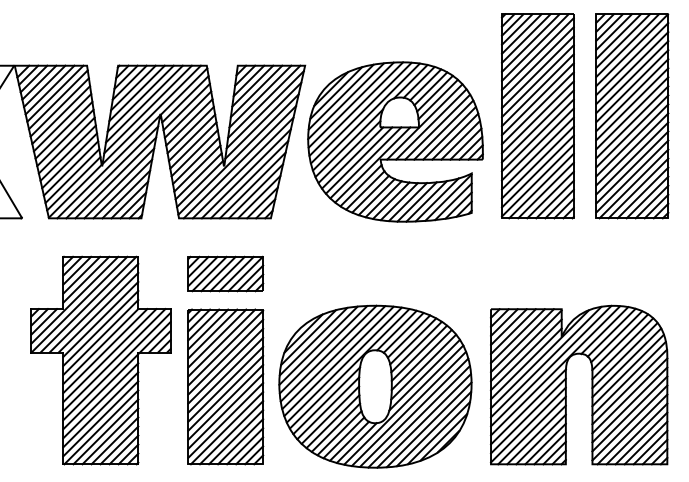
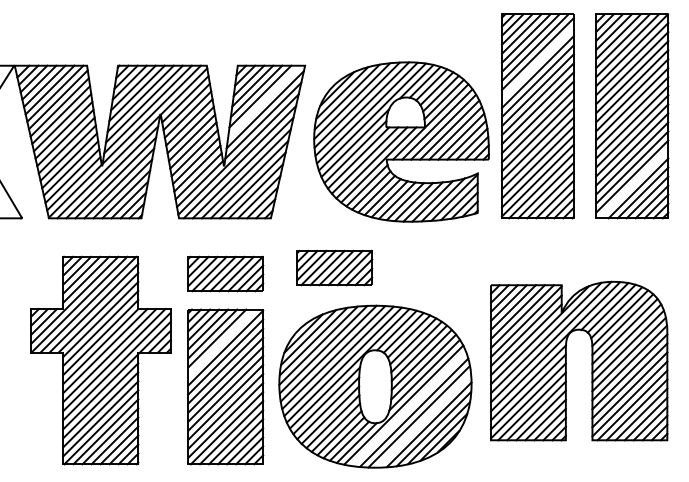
line: present -> none (537, 63)
line: present -> none (264, 101)
part position: (395, 141) -> (401, 141) (401, 141)
line: present -> none (633, 183)
part: none -> present (334, 267)
line: present -> none (221, 342)
part position: (591, 384) -> (591, 360) (591, 360)
line: present -> none (408, 409)
line: present -> none (423, 420)
